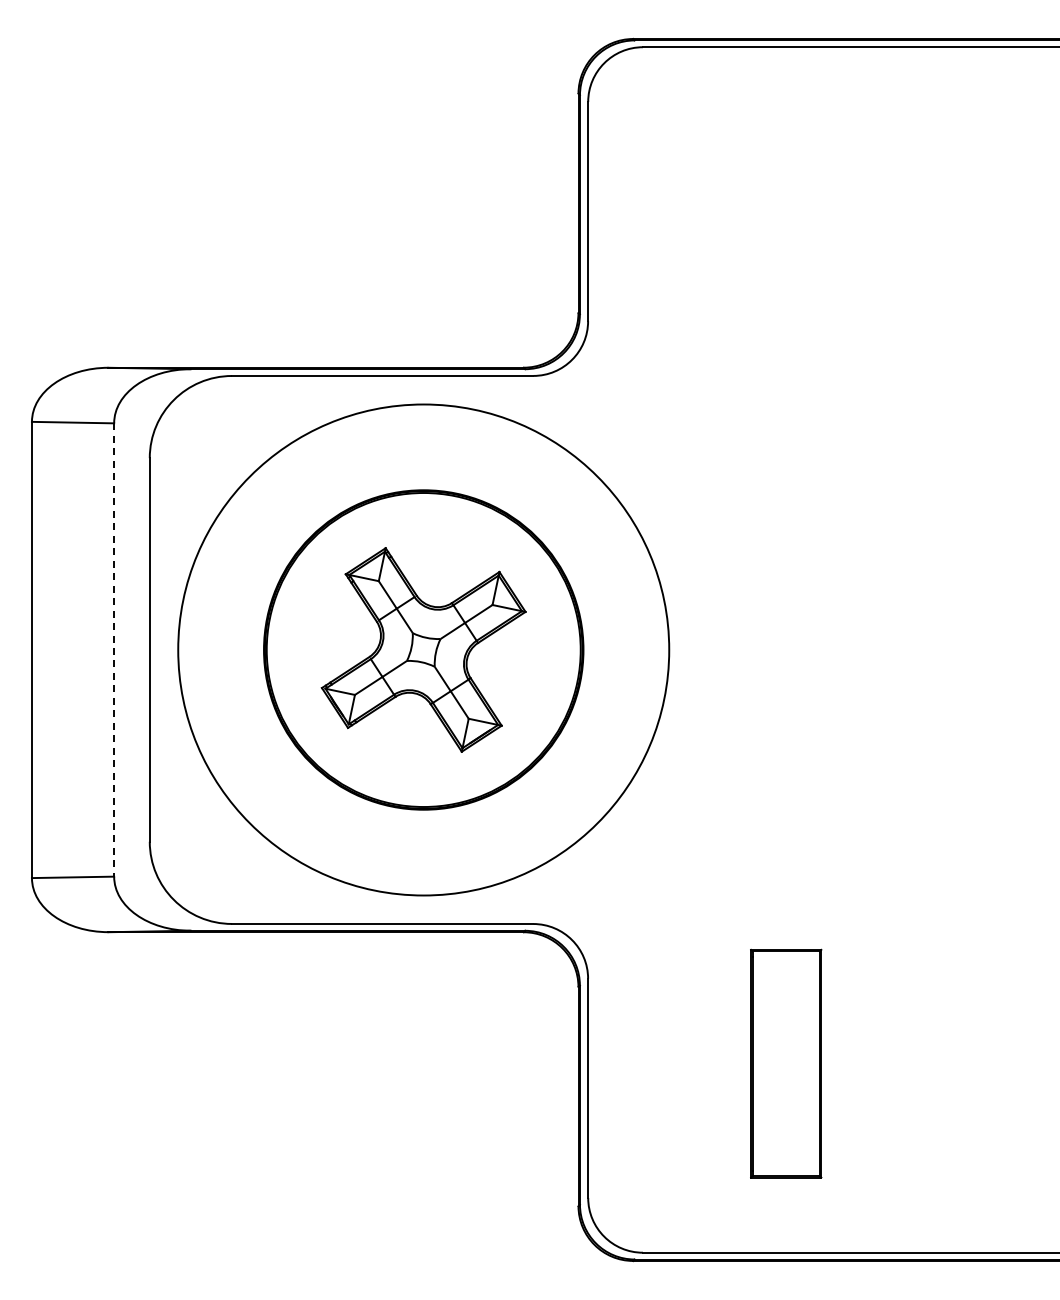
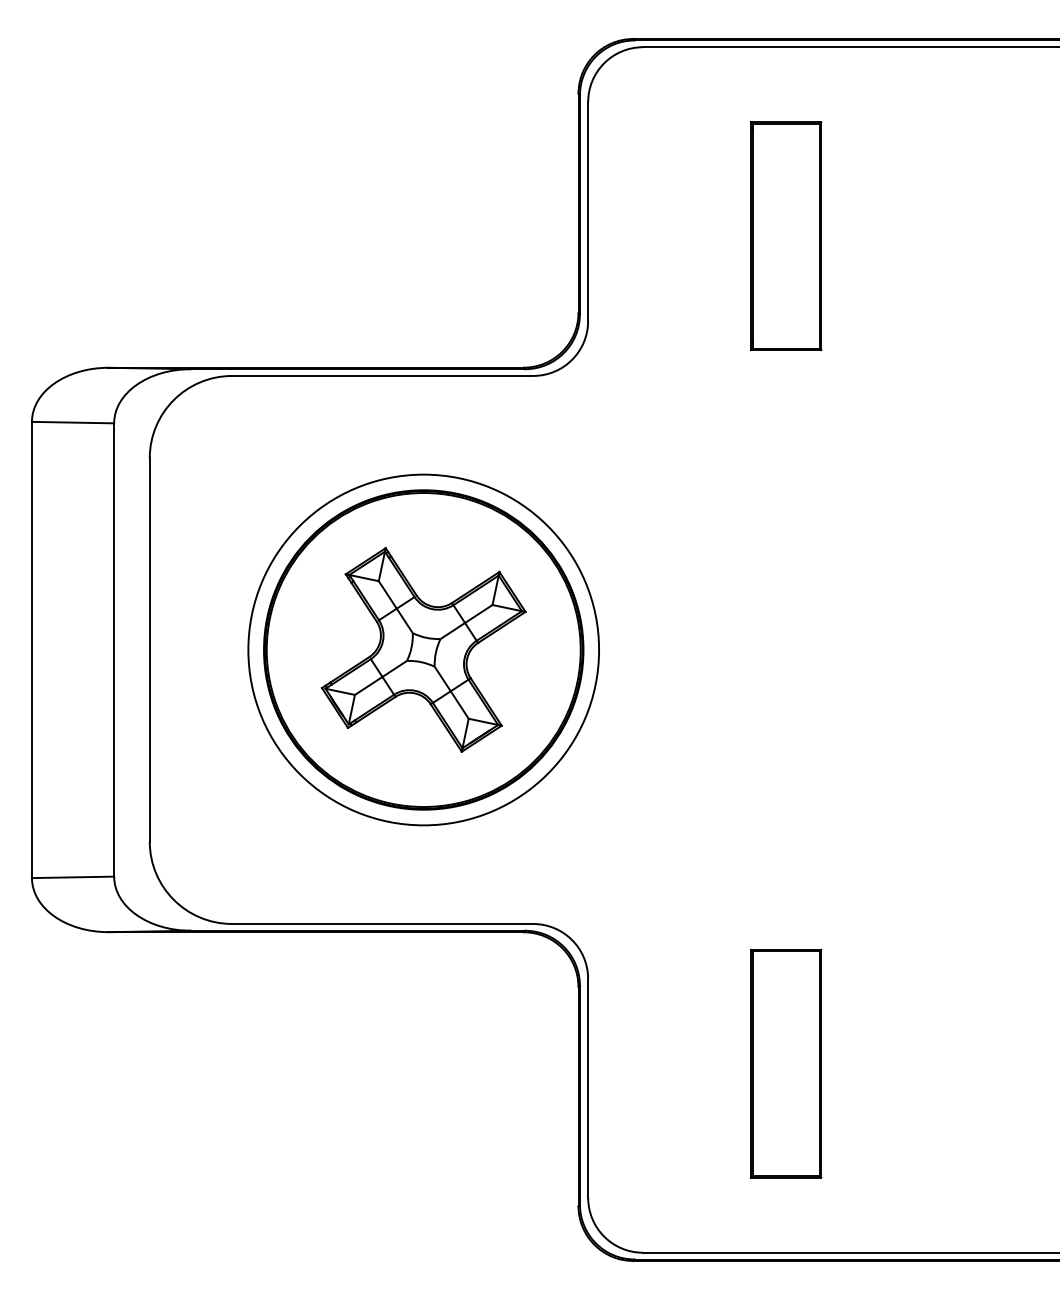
part: none -> present (786, 236)
circle diameter: 491 px -> 351 px (423, 649)
line: dashed -> solid (114, 650)
